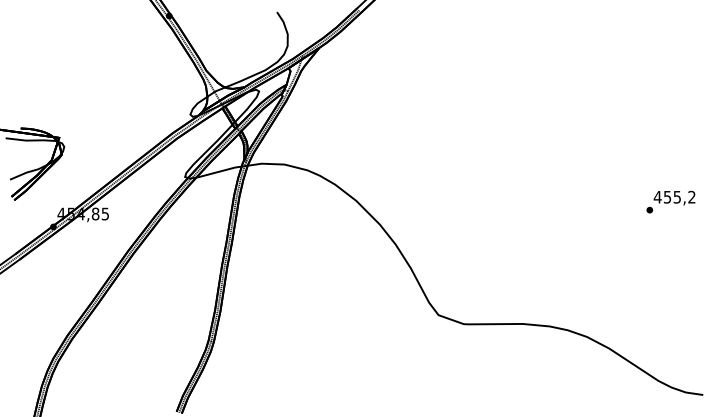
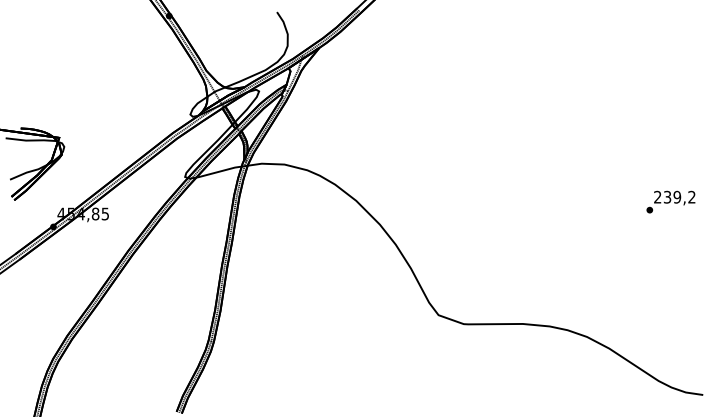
text: 455,2 -> 239,2 (667, 196)
